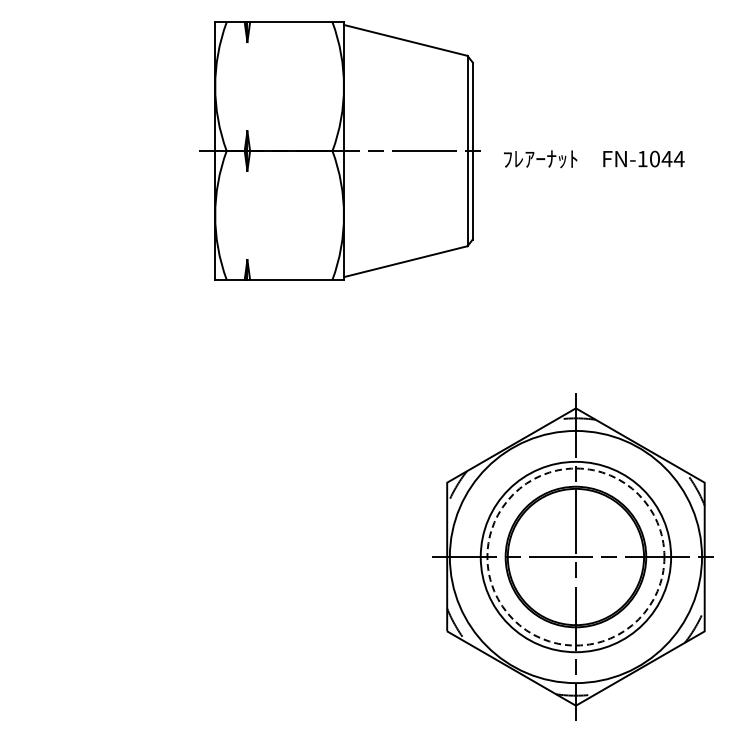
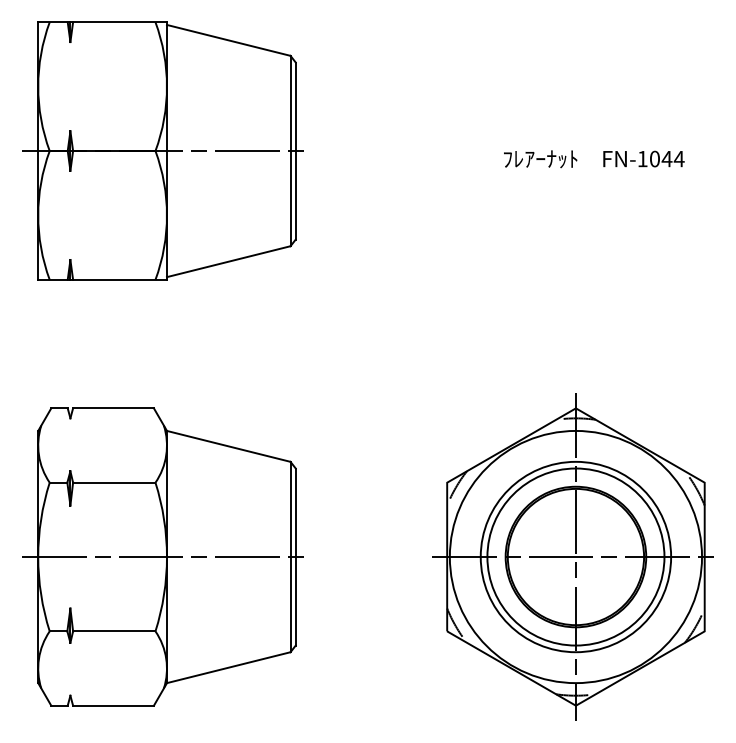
part position: (339, 150) -> (162, 150) (162, 150)
part: none -> present (162, 556)
circle: dashed -> solid (575, 556)
